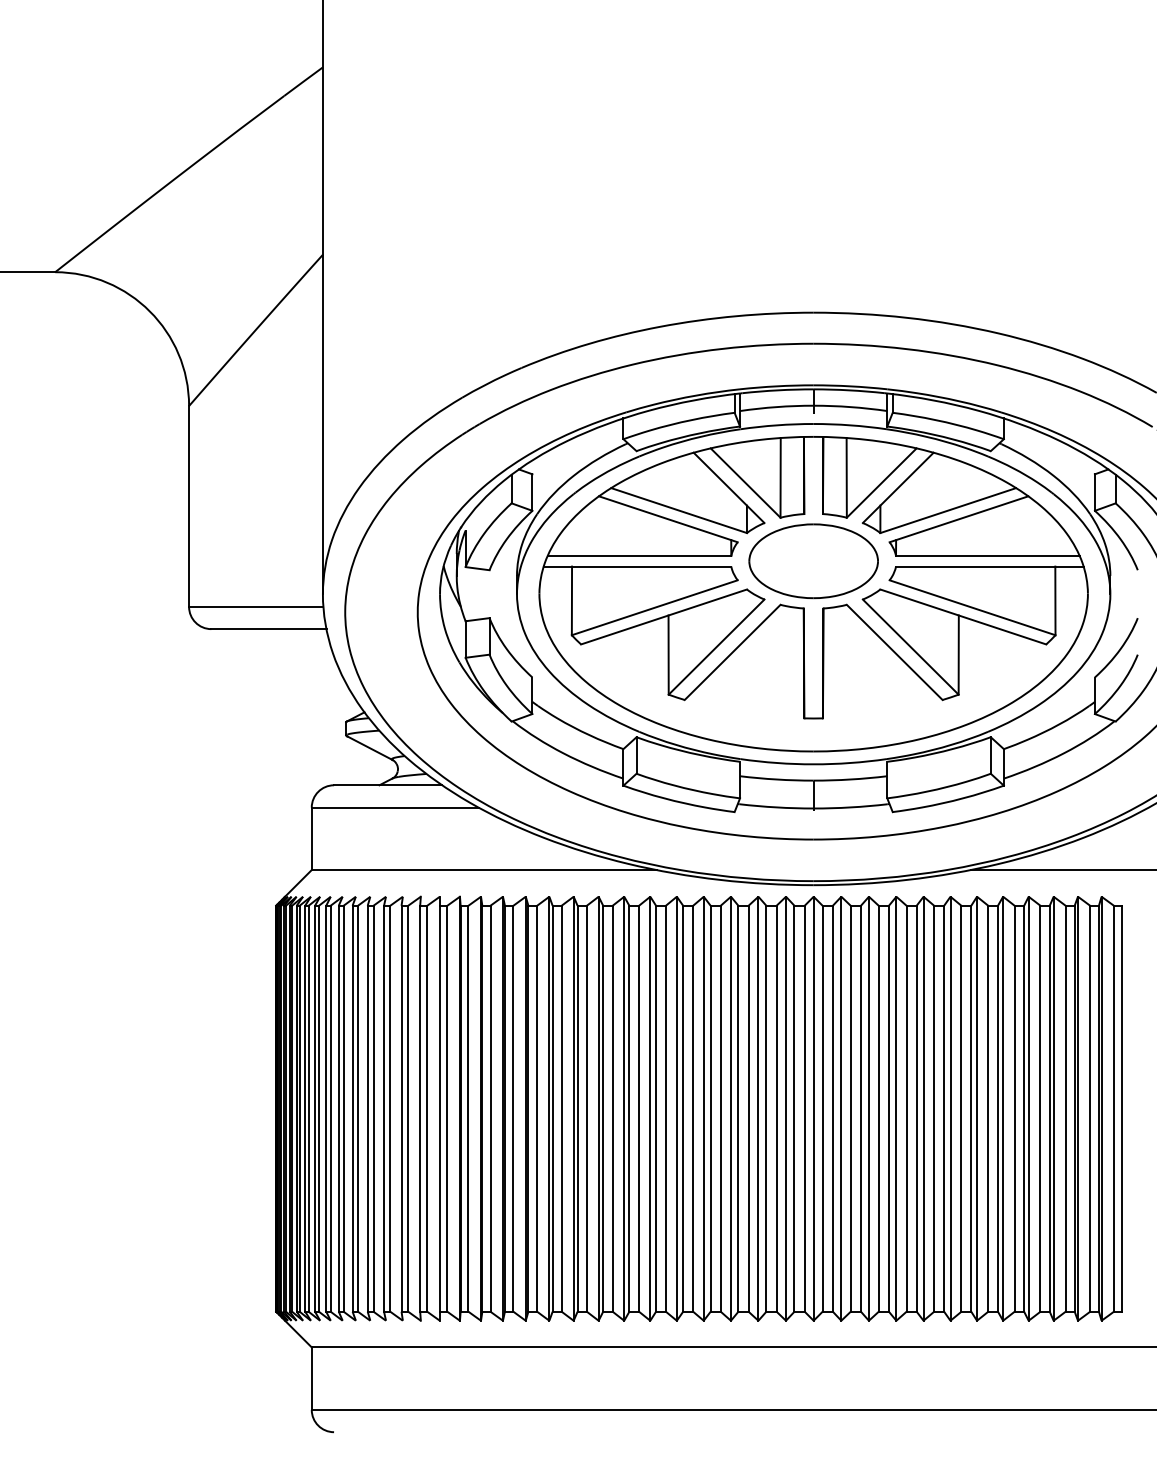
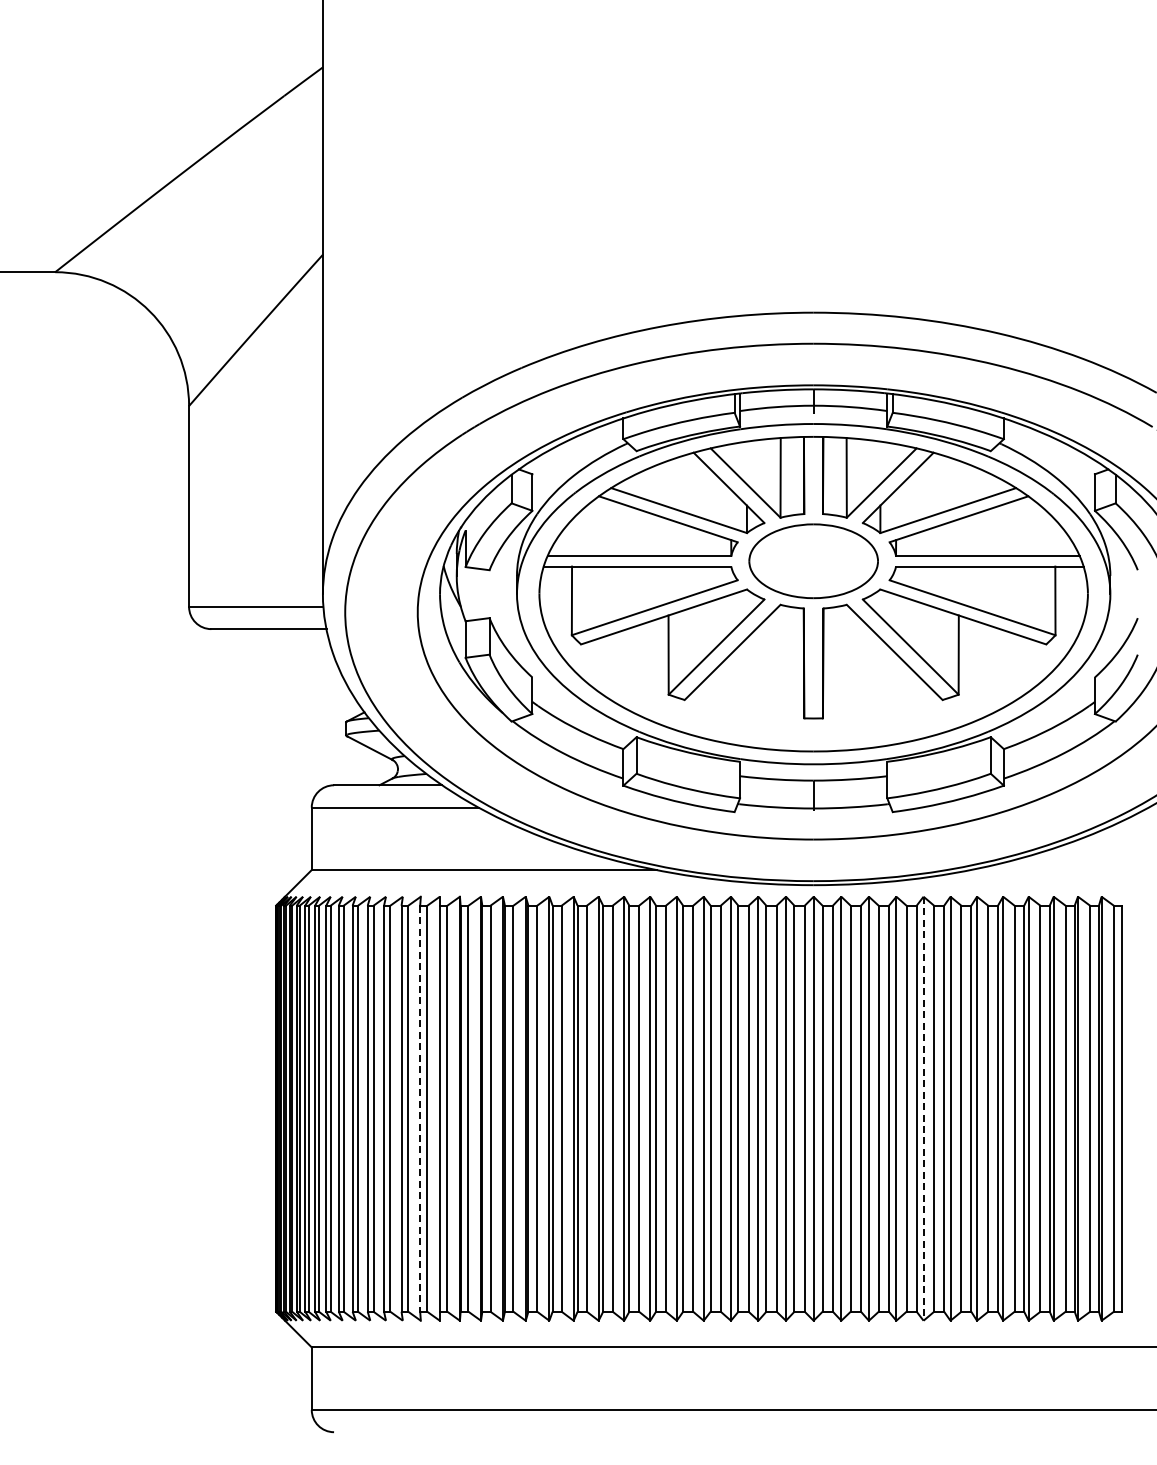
line: present -> none (1061, 870)
line: solid -> dashed (420, 1108)
line: solid -> dashed (923, 1108)
